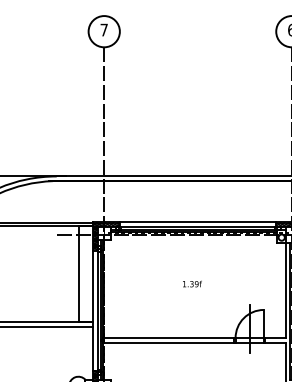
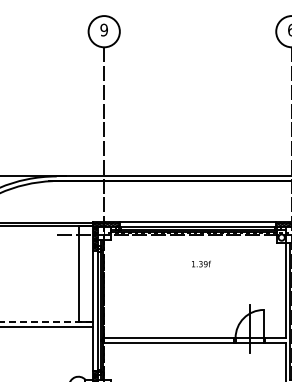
text: 7 -> 9 (103, 29)
text position: (192, 283) -> (201, 263) (201, 263)
line: solid -> dashed (46, 321)
